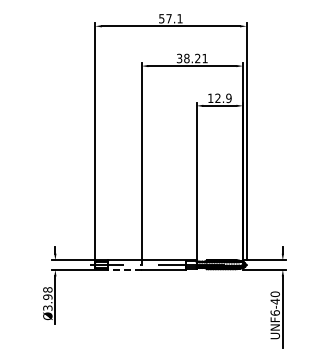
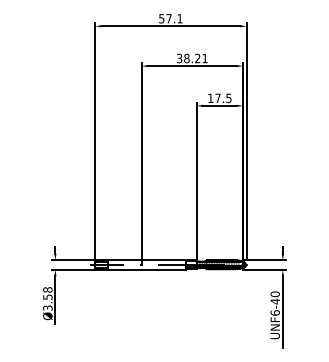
text: 12.9 -> 17.5 (223, 97)
line: dashed -> solid (124, 269)
text: Ø3.98 -> Ø3.58 (47, 296)
